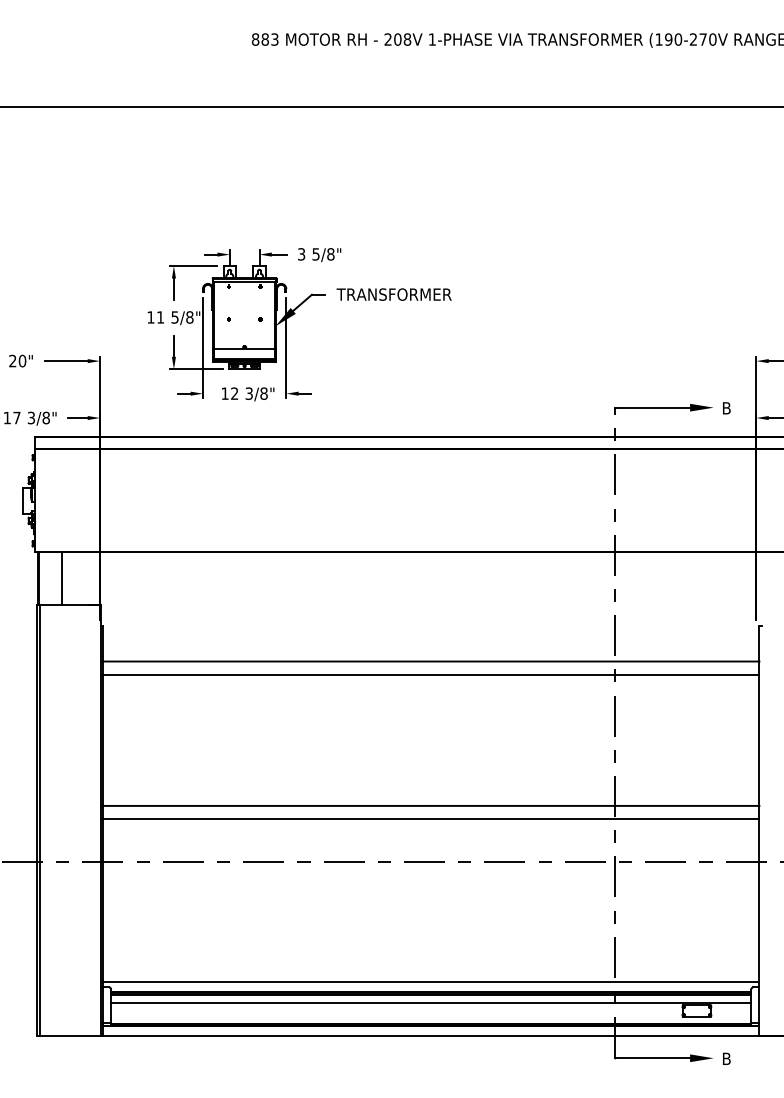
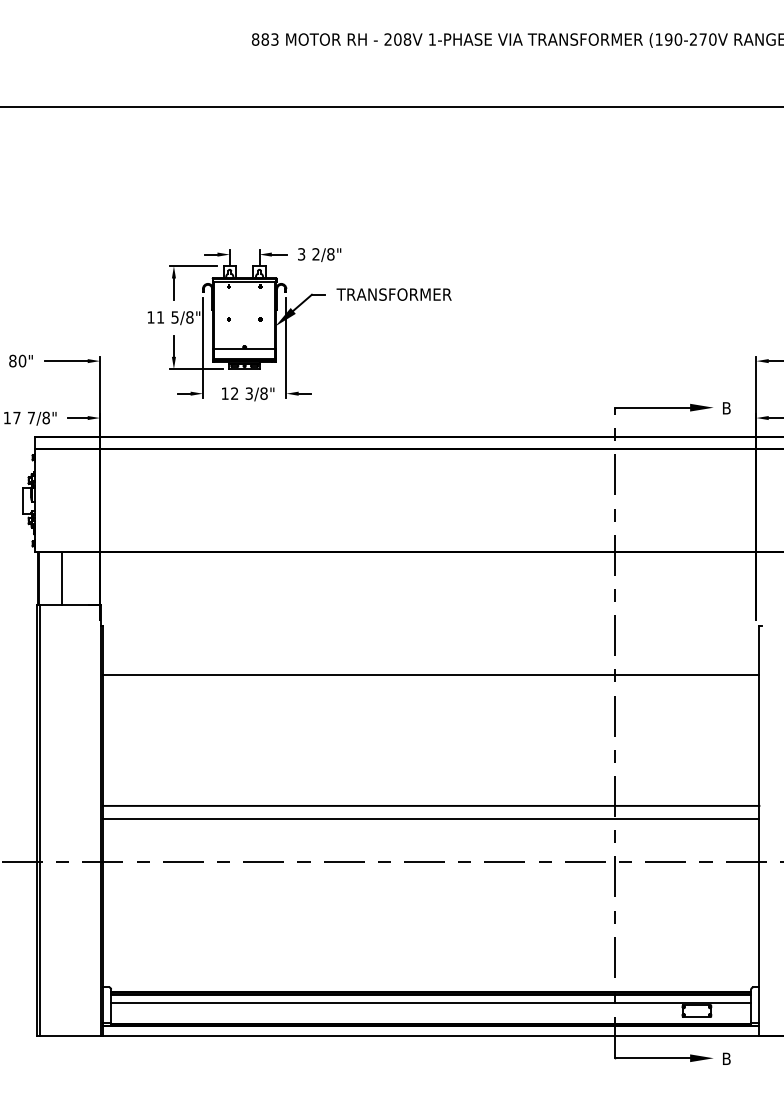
text: 5/8" -> 2/8" (315, 254)
text: 20" -> 80" (12, 360)
text: 3/8" -> 7/8" (30, 417)
line: present -> none (431, 661)
line: present -> none (431, 981)
